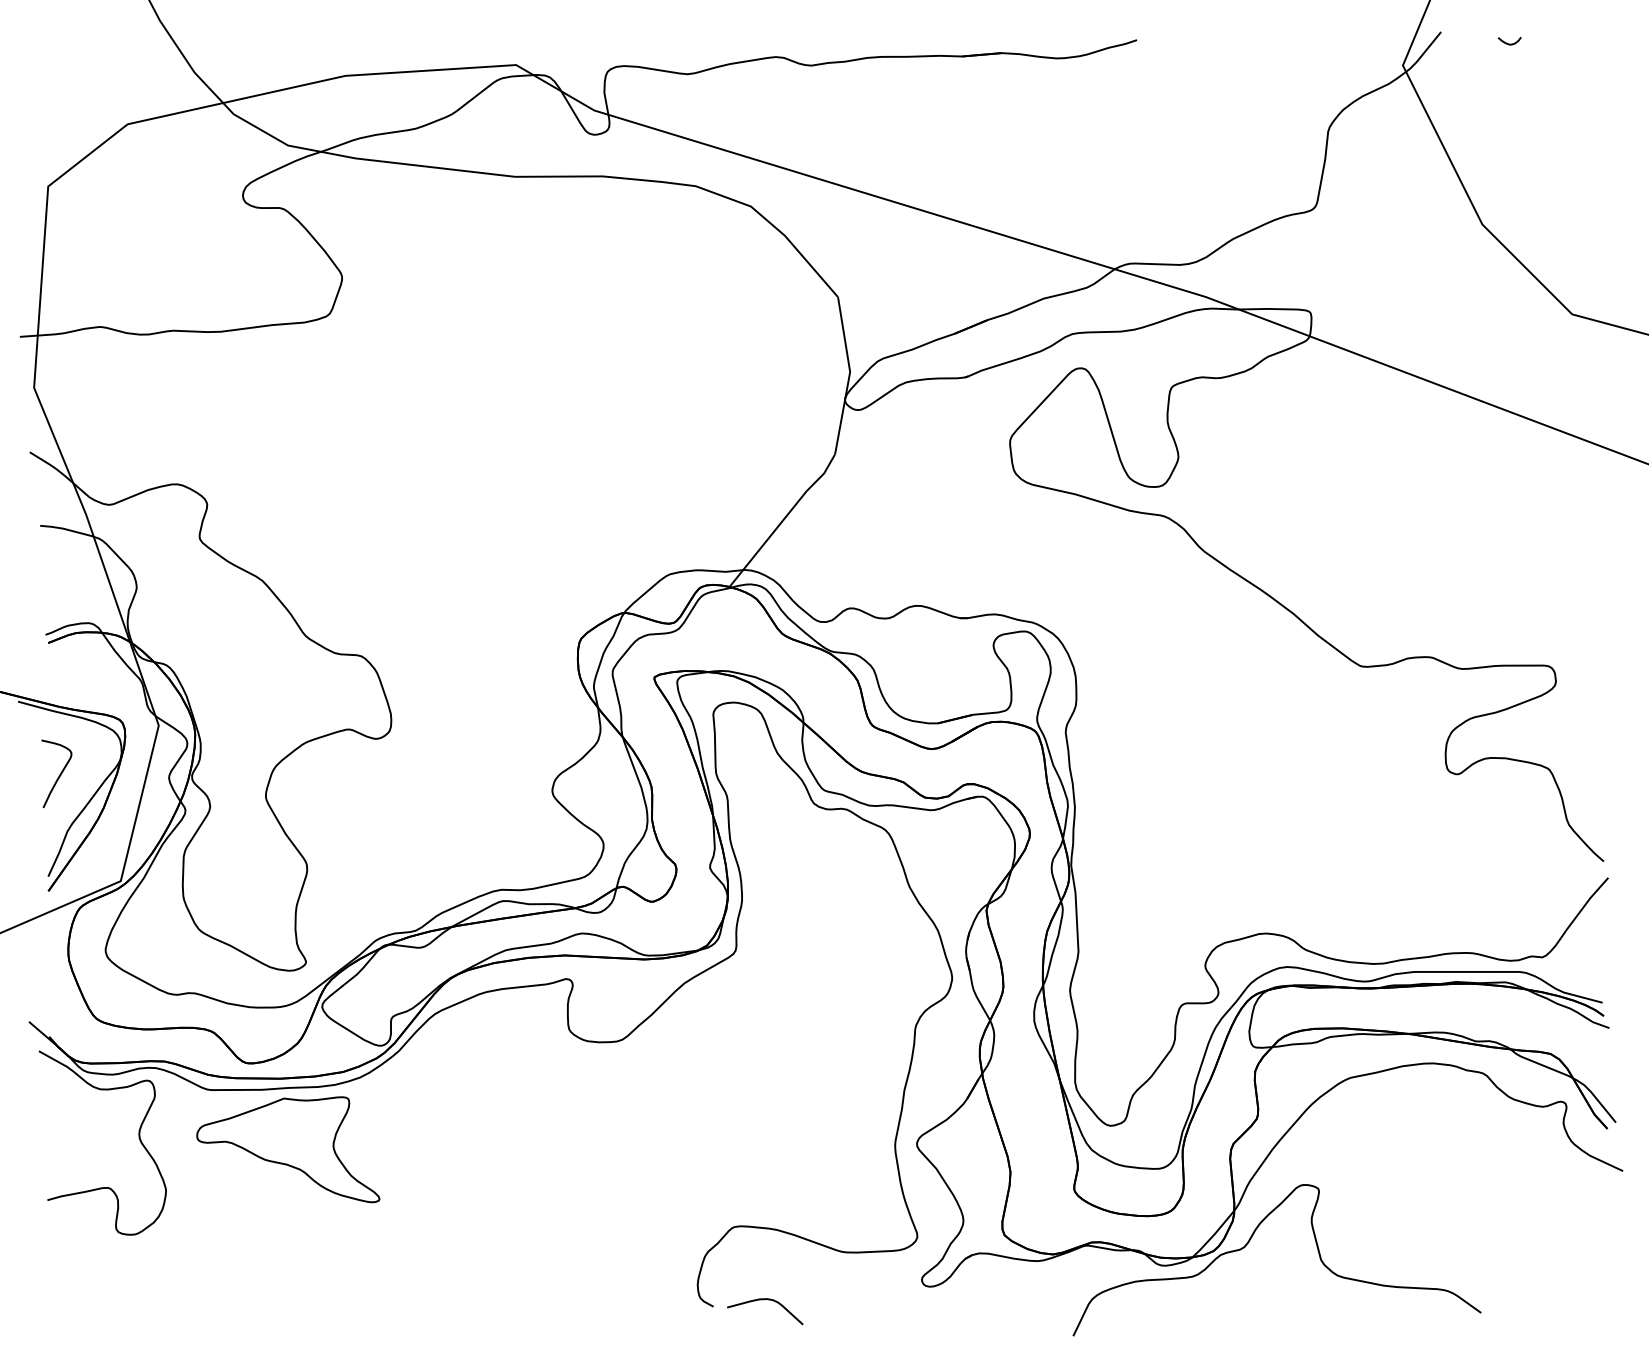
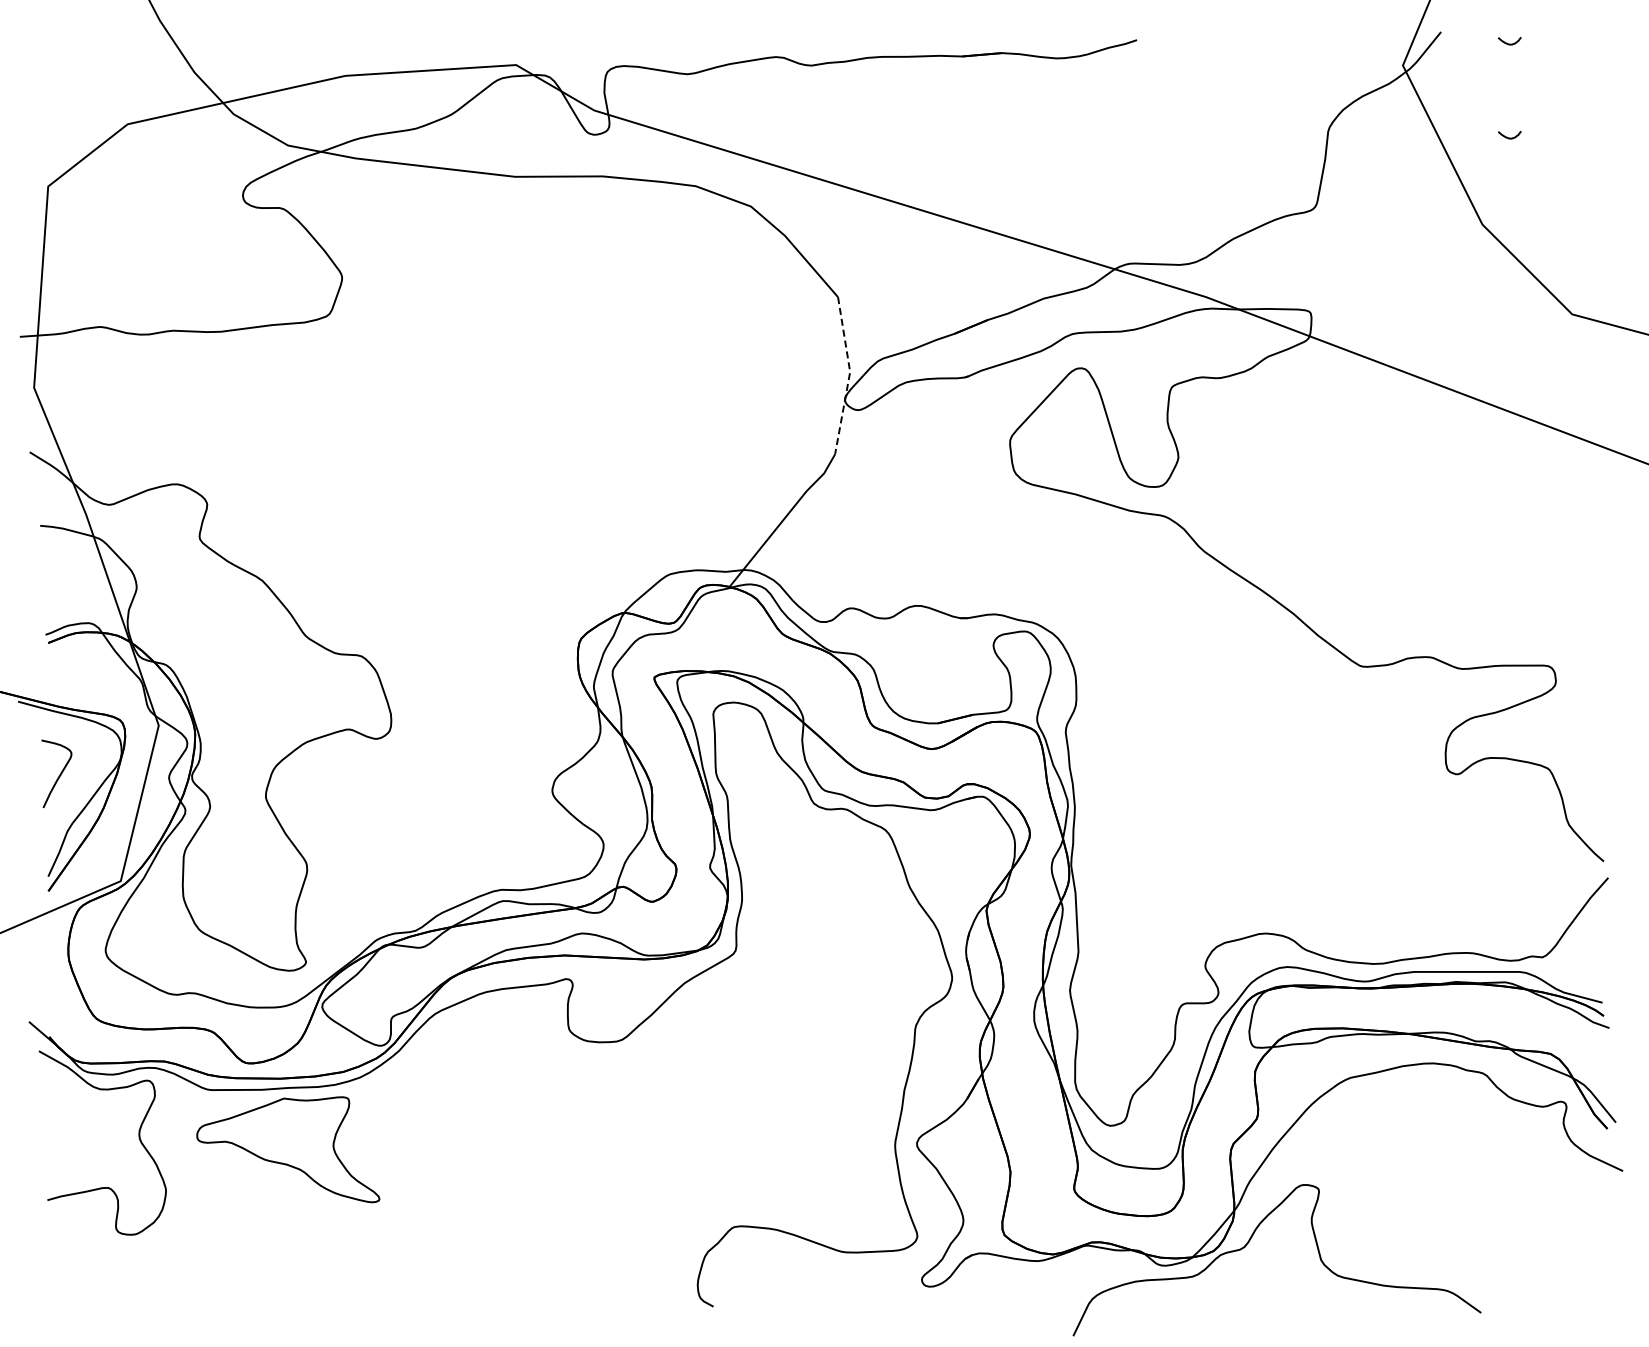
curve: none -> present (1509, 137)
line: solid -> dashed (849, 375)
curve: present -> none (764, 1300)
